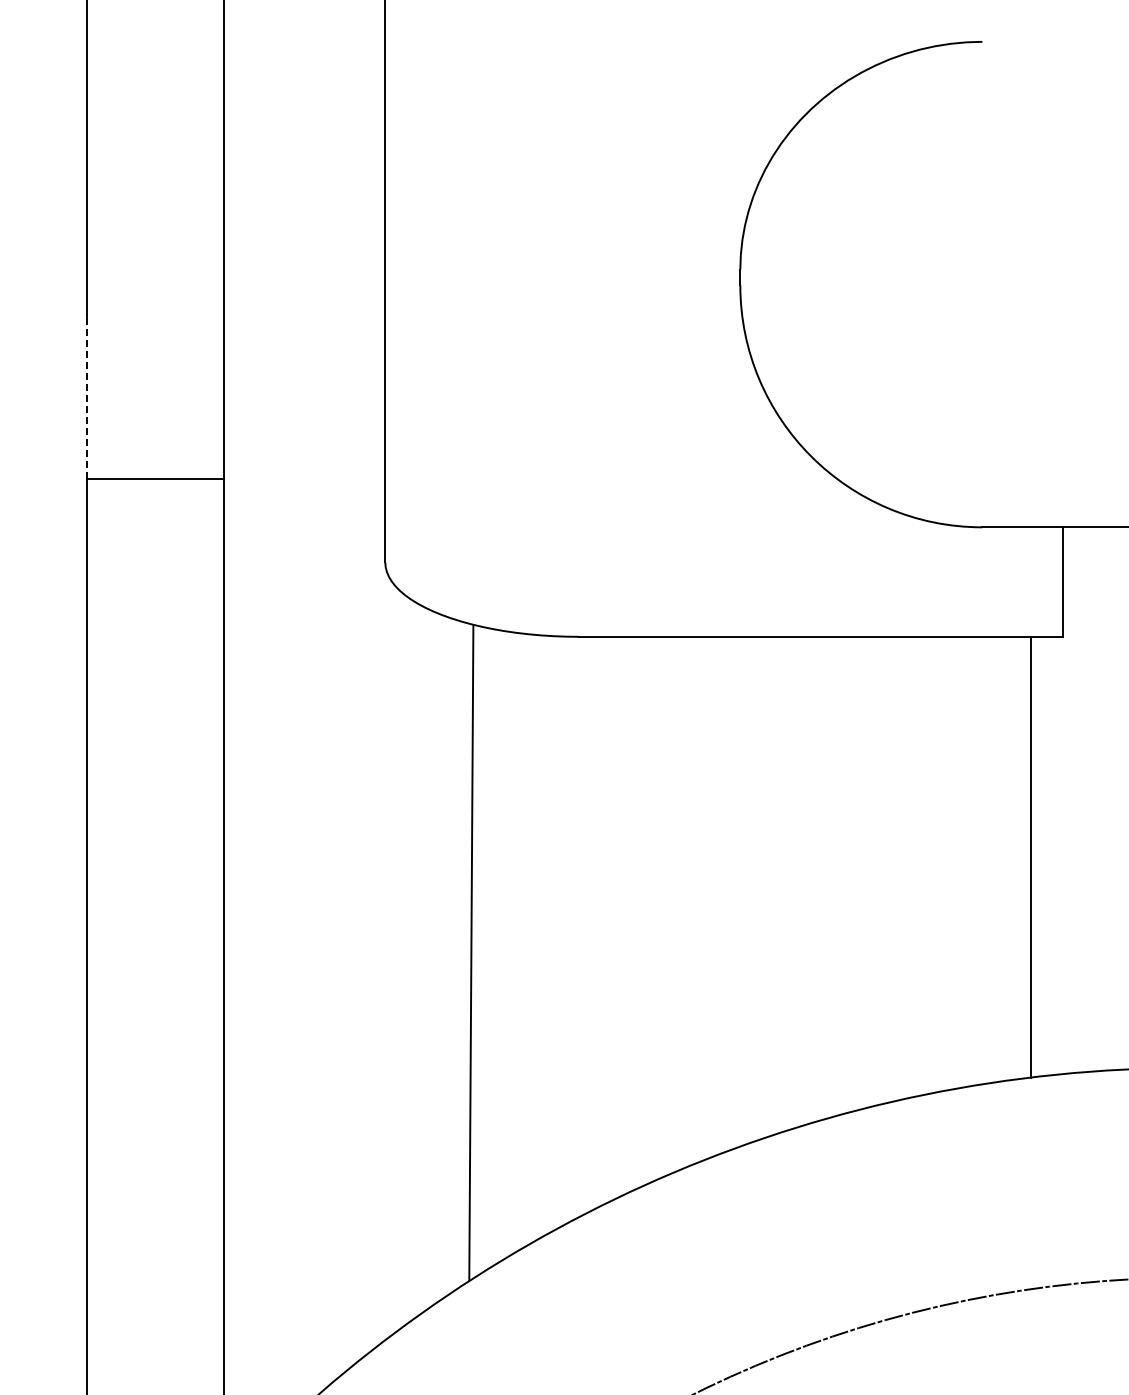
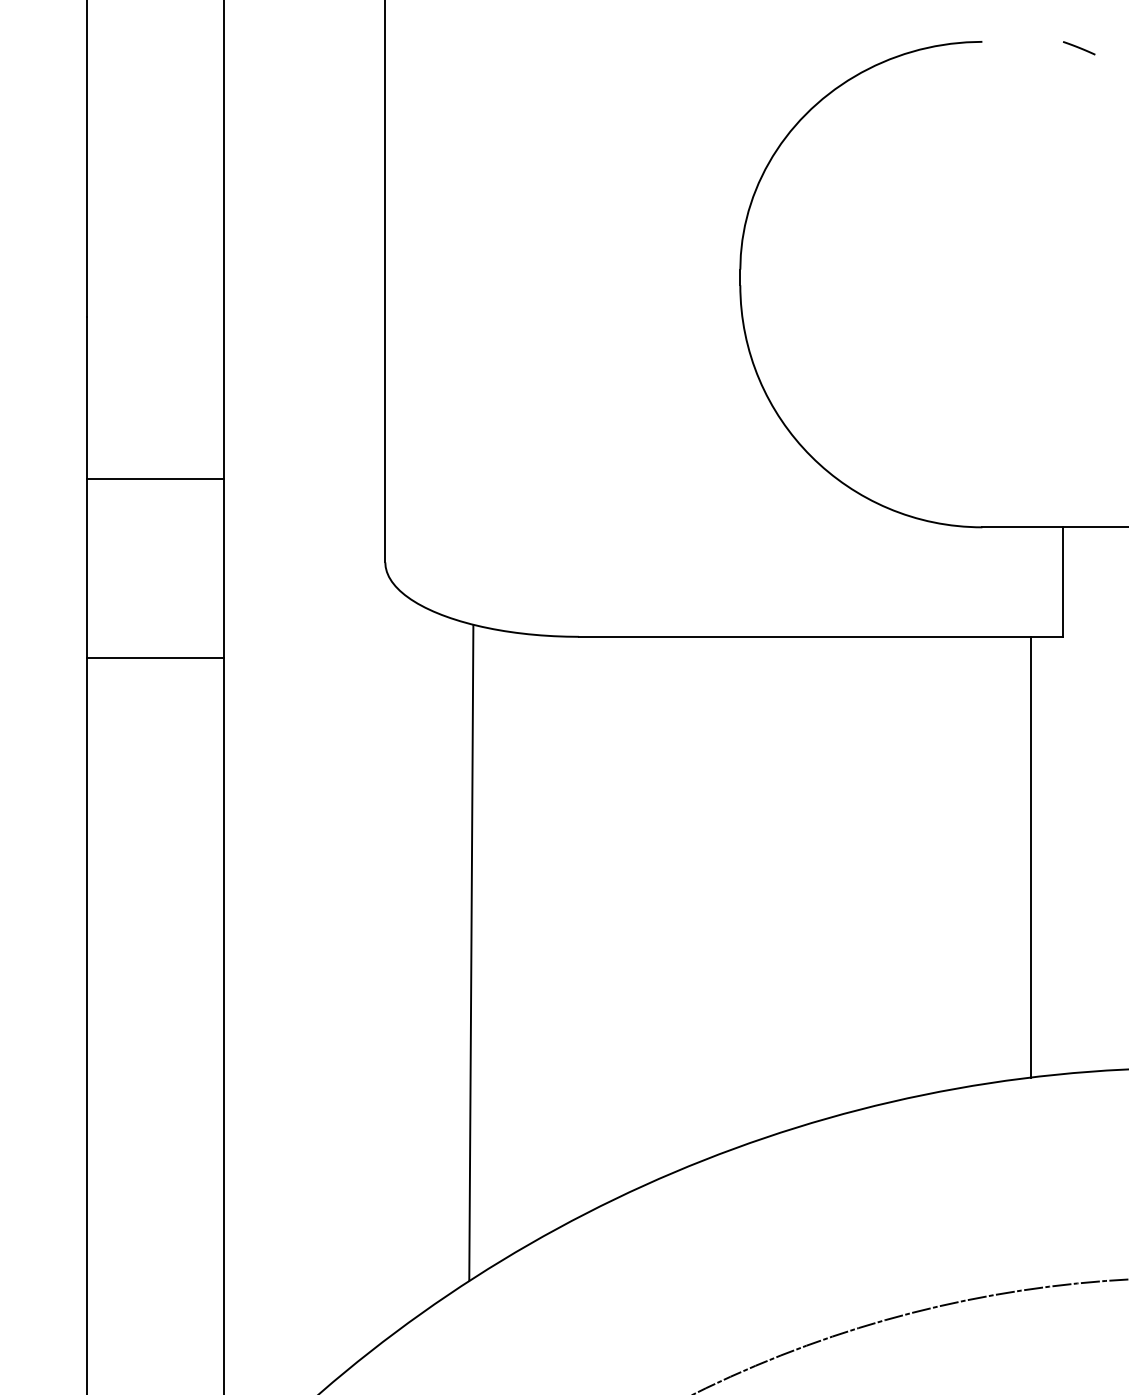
line: none -> present (1079, 48)
line: dashed -> solid (86, 398)
line: none -> present (154, 658)
